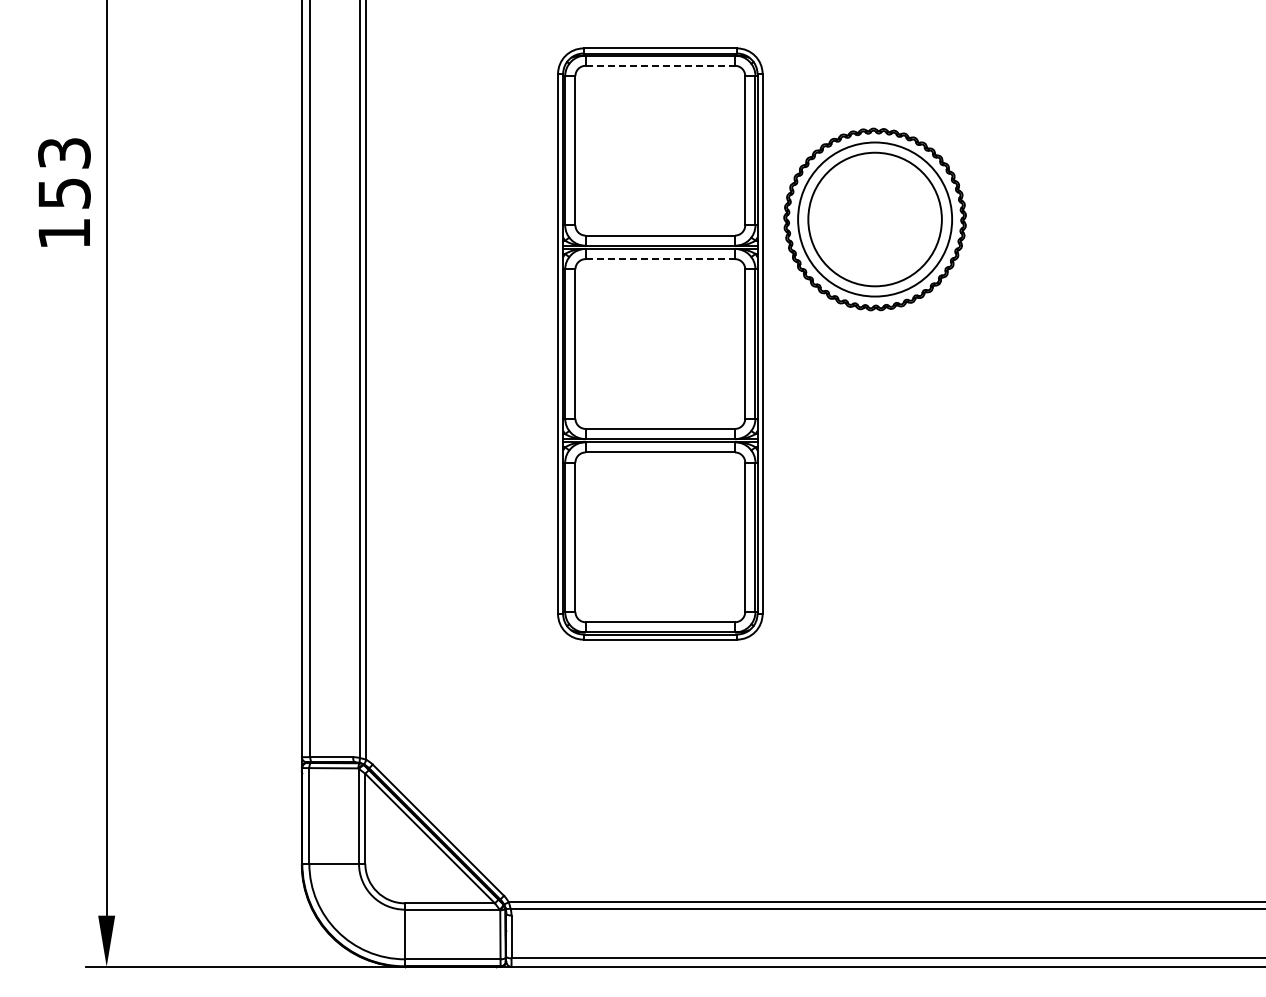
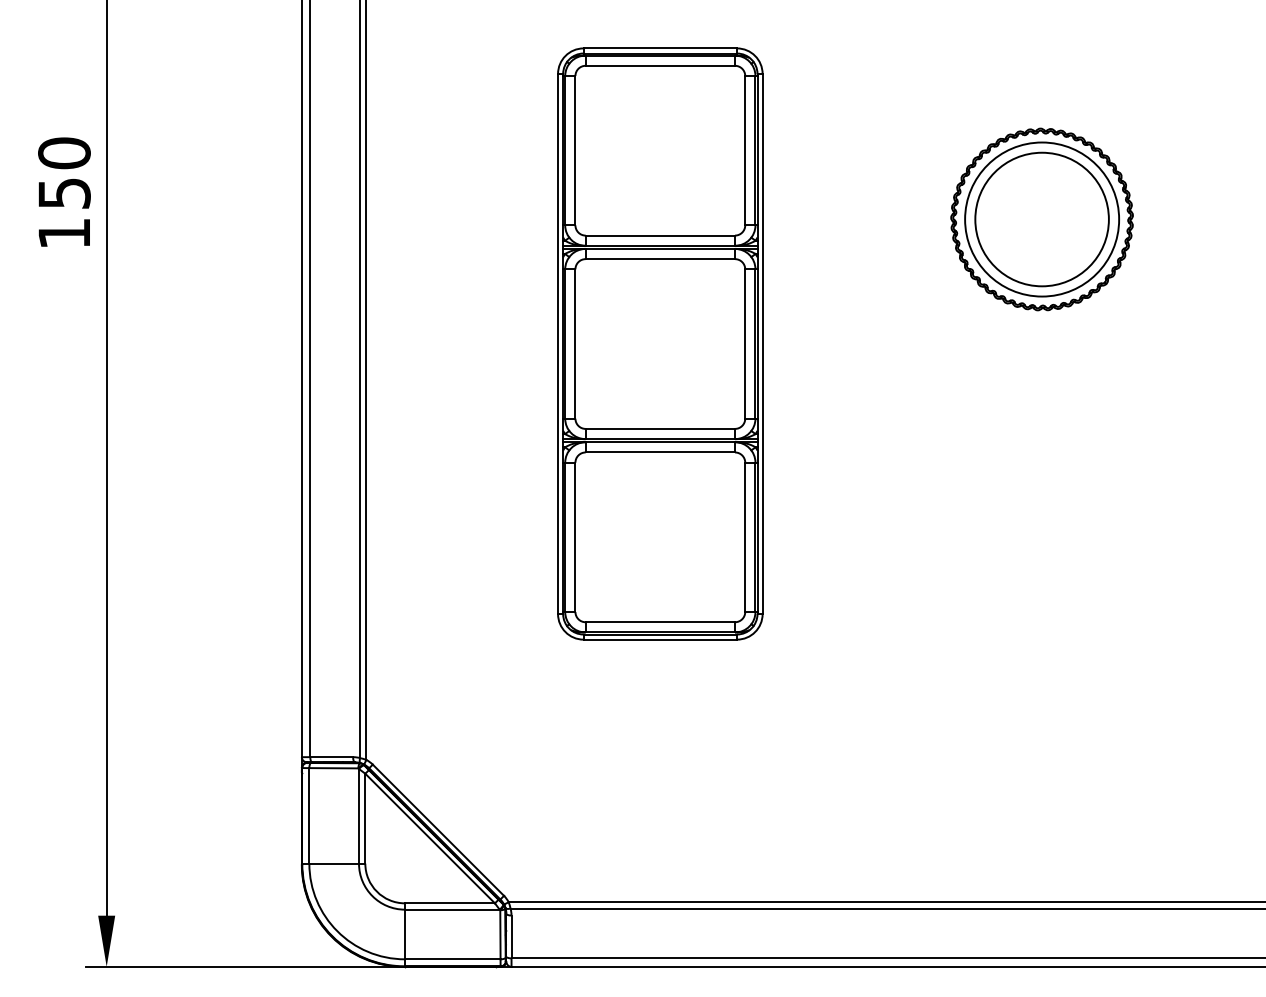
line: dashed -> solid (660, 65)
text: 153 -> 150 (64, 153)
part position: (874, 219) -> (1041, 219) (1041, 219)
line: dashed -> solid (660, 259)
